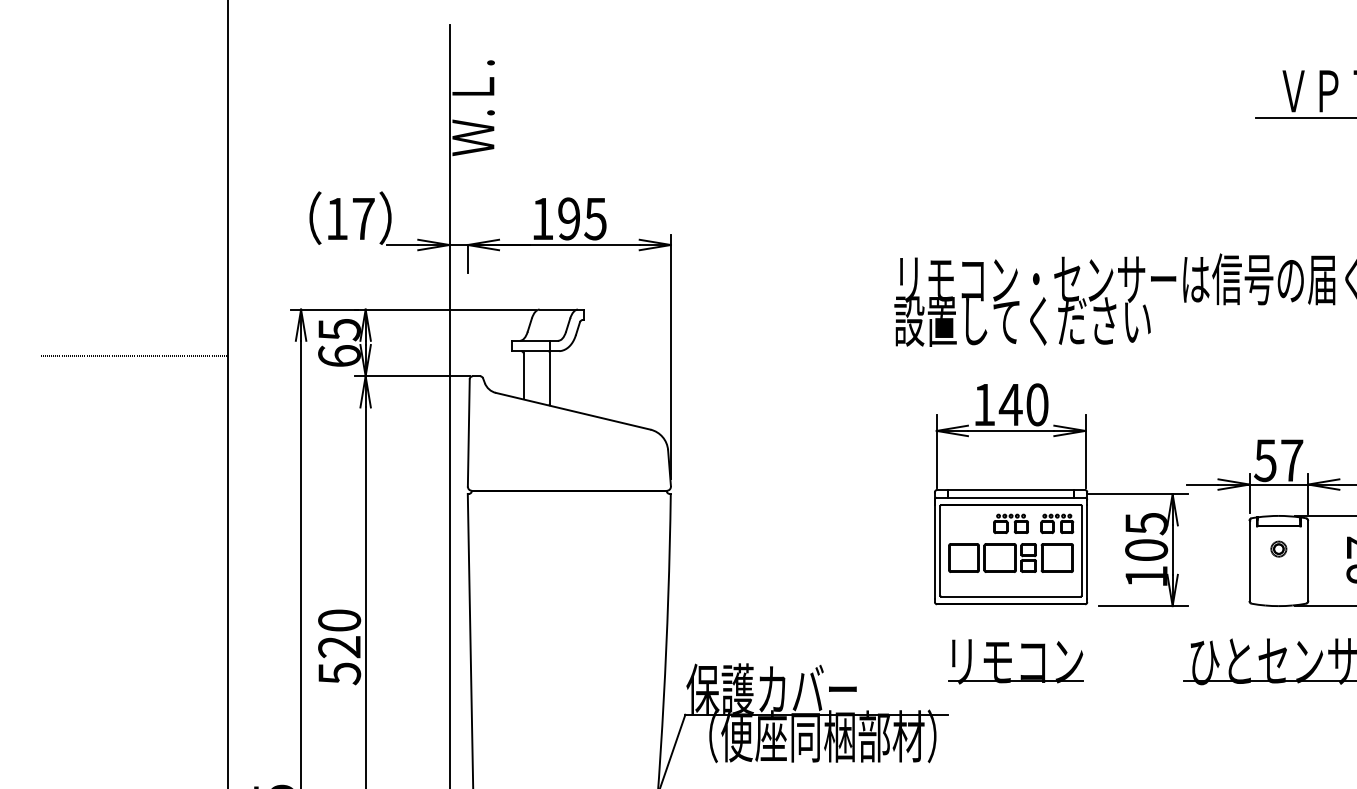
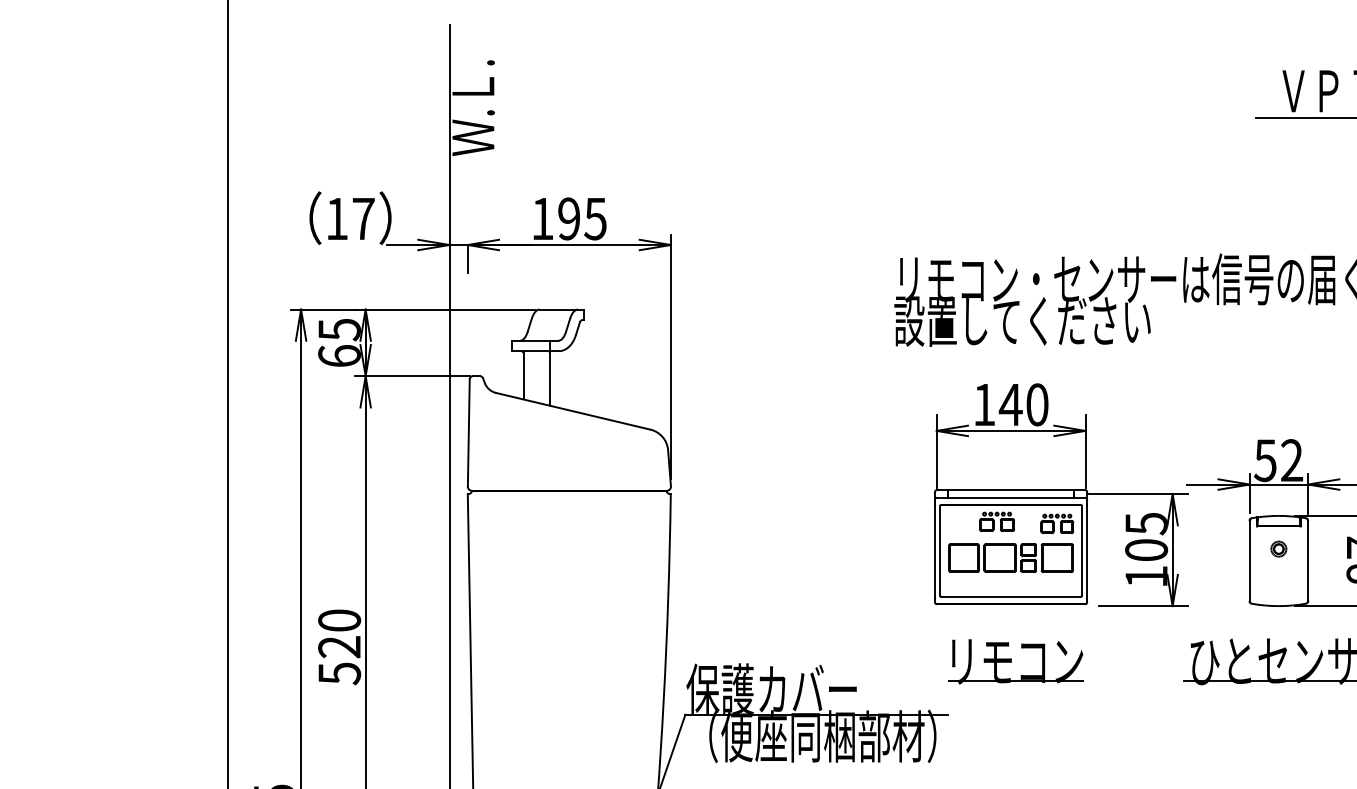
line: present -> none (134, 356)
text: 57 -> 52 (1292, 460)
part position: (1010, 523) -> (996, 521) (996, 521)
